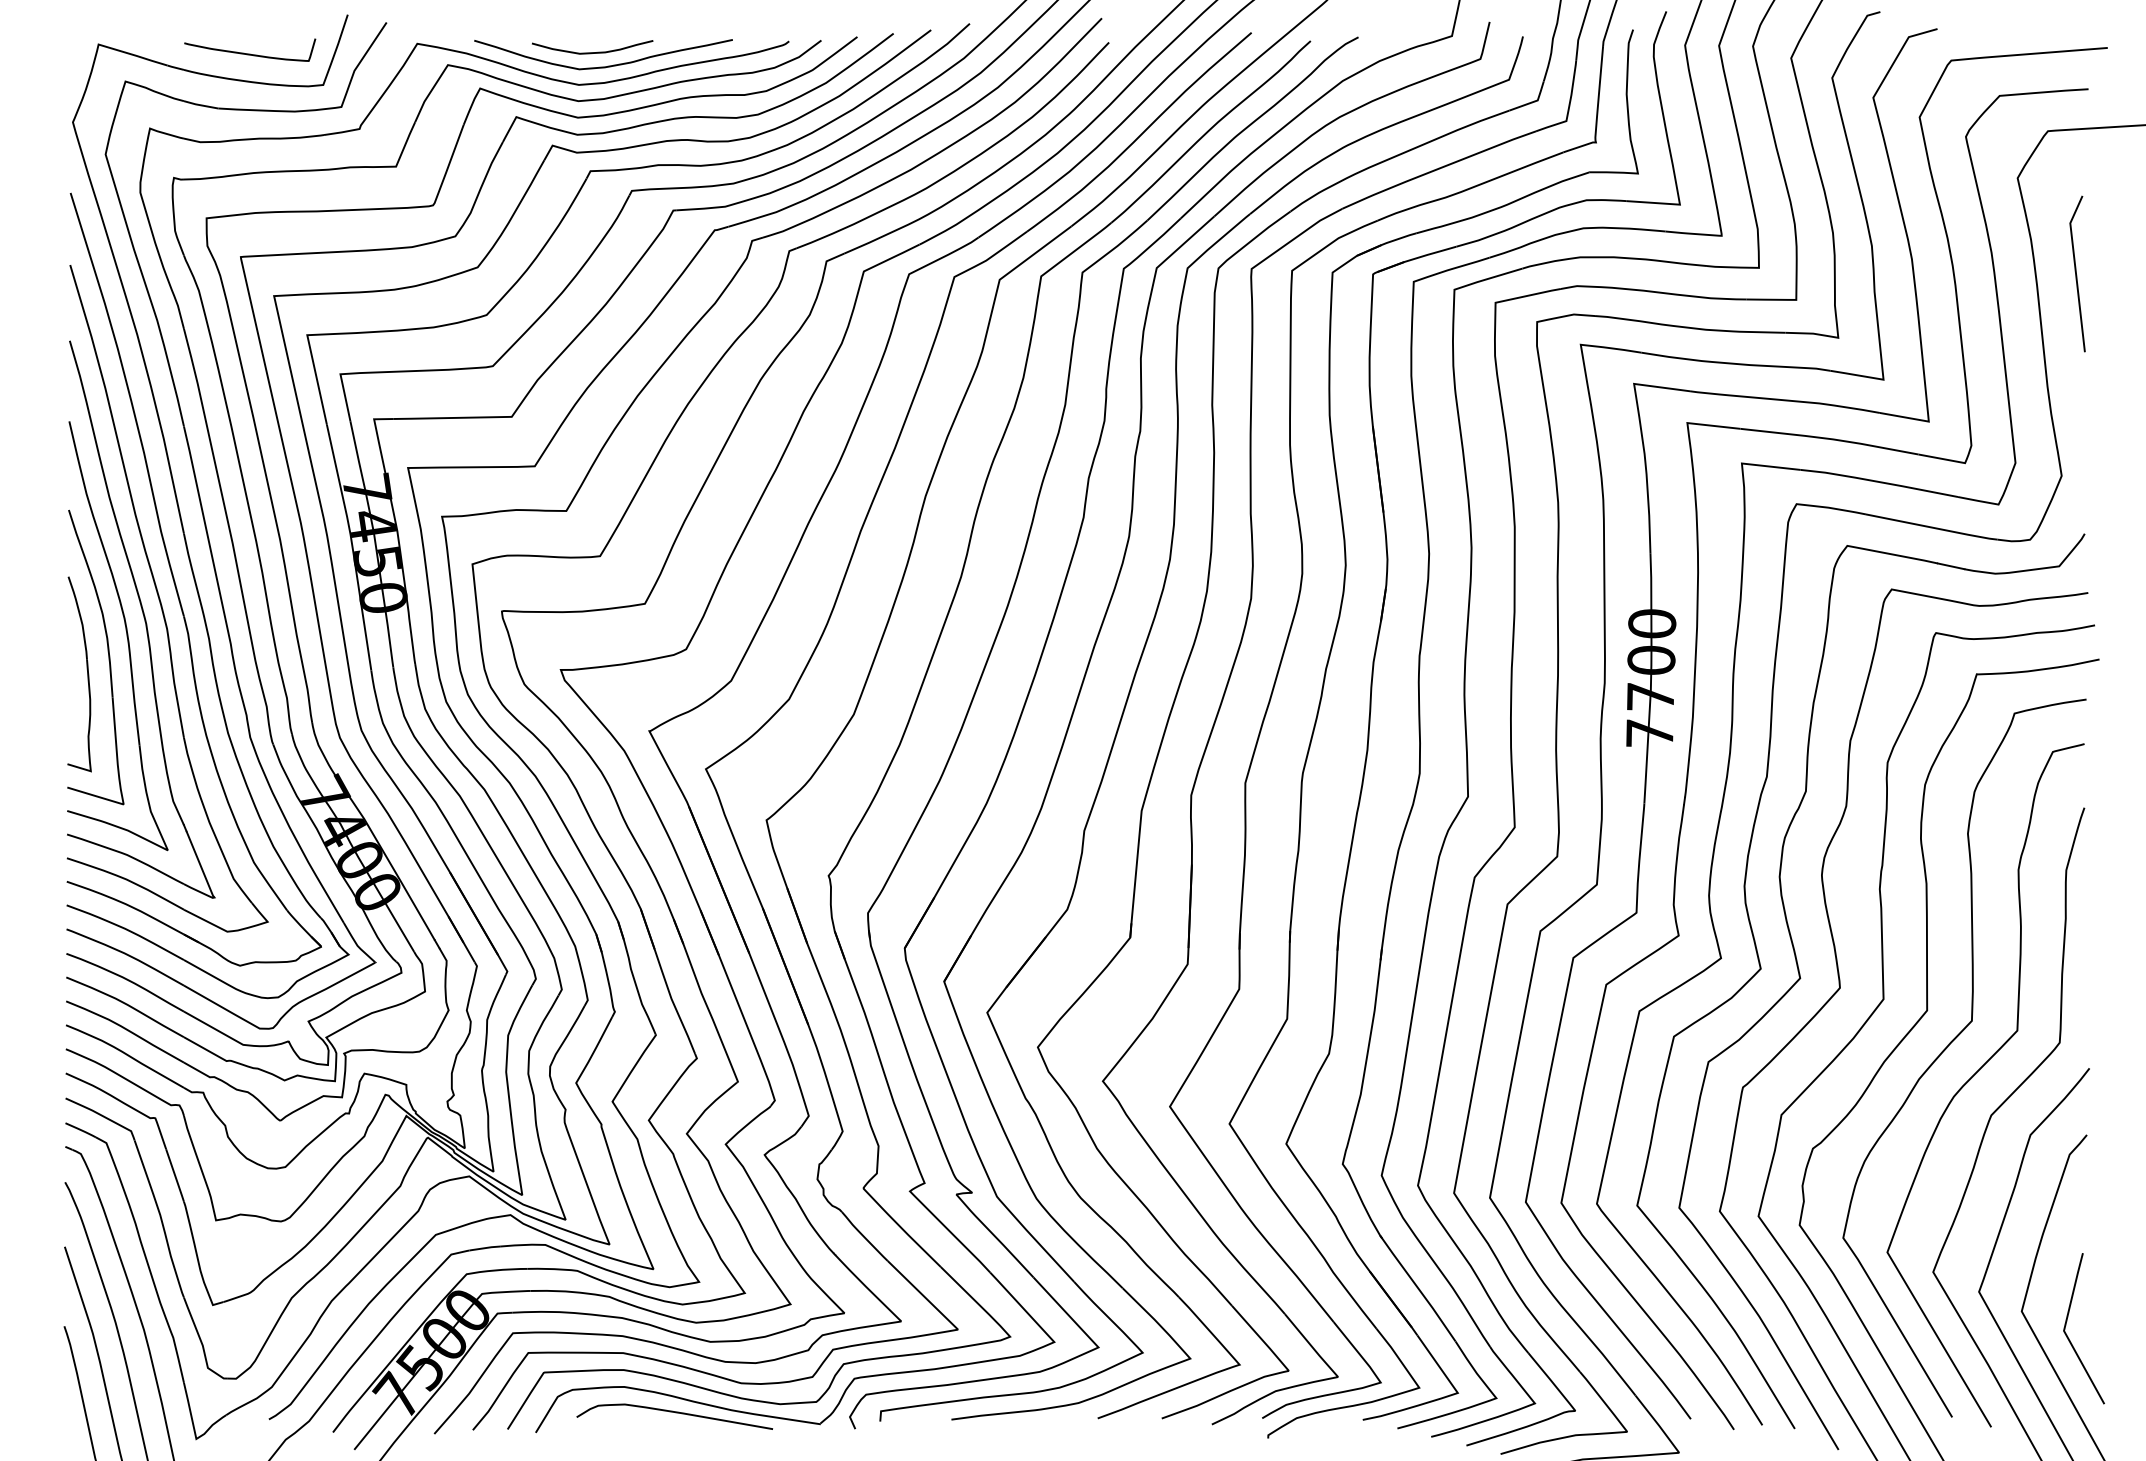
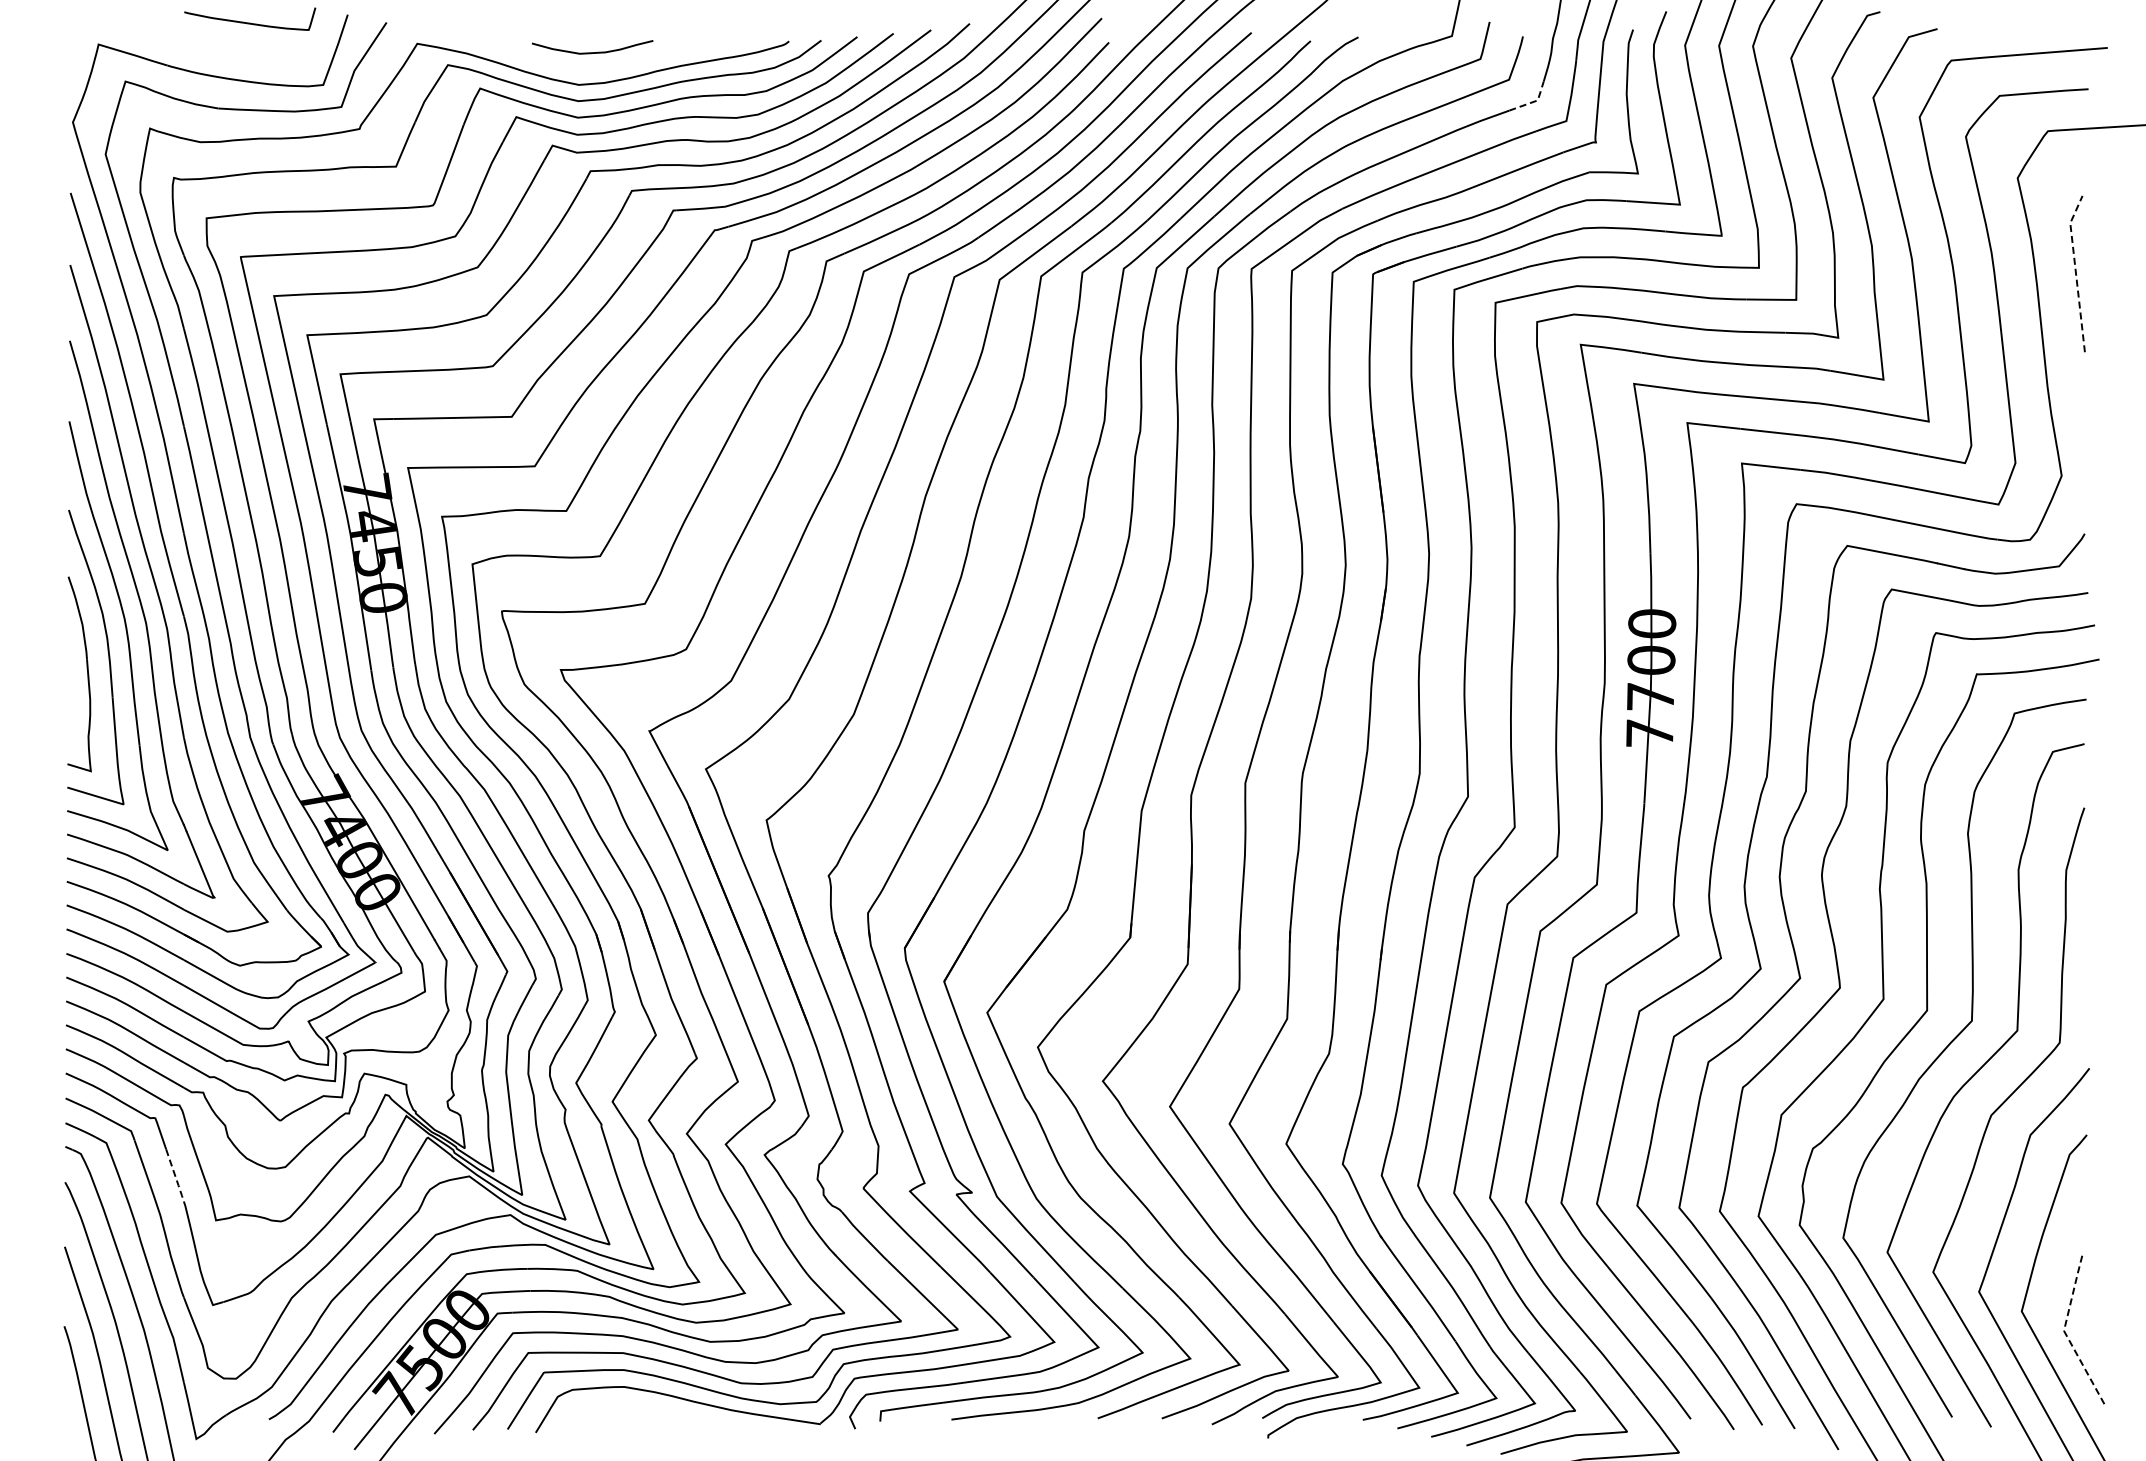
curve position: (250, 53) -> (250, 22) (250, 22)
curve: present -> none (603, 66)
line: solid -> dashed (1534, 101)
line: solid -> dashed (2075, 271)
line: solid -> dashed (175, 1177)
line: solid -> dashed (2063, 1330)
curve: present -> none (675, 1413)
